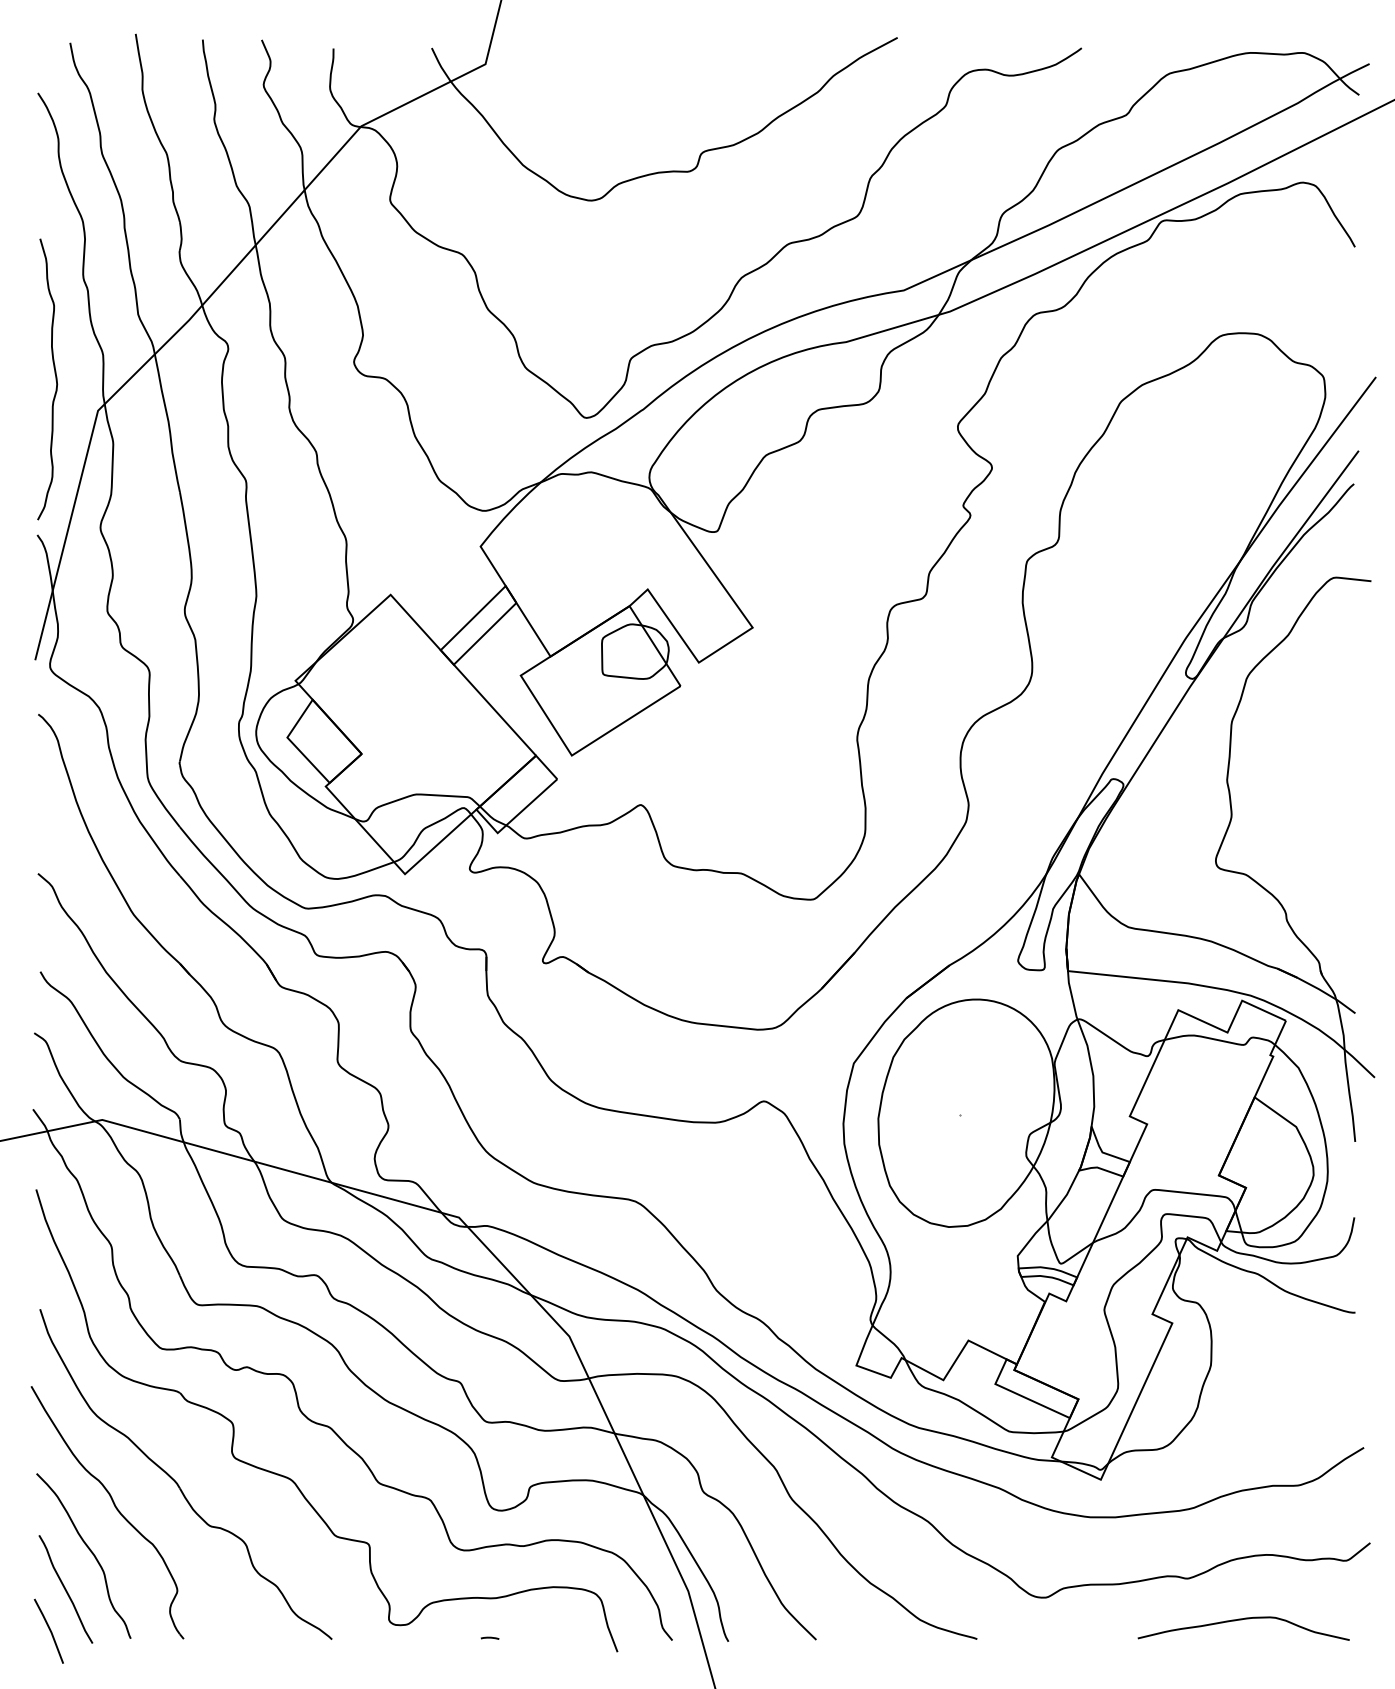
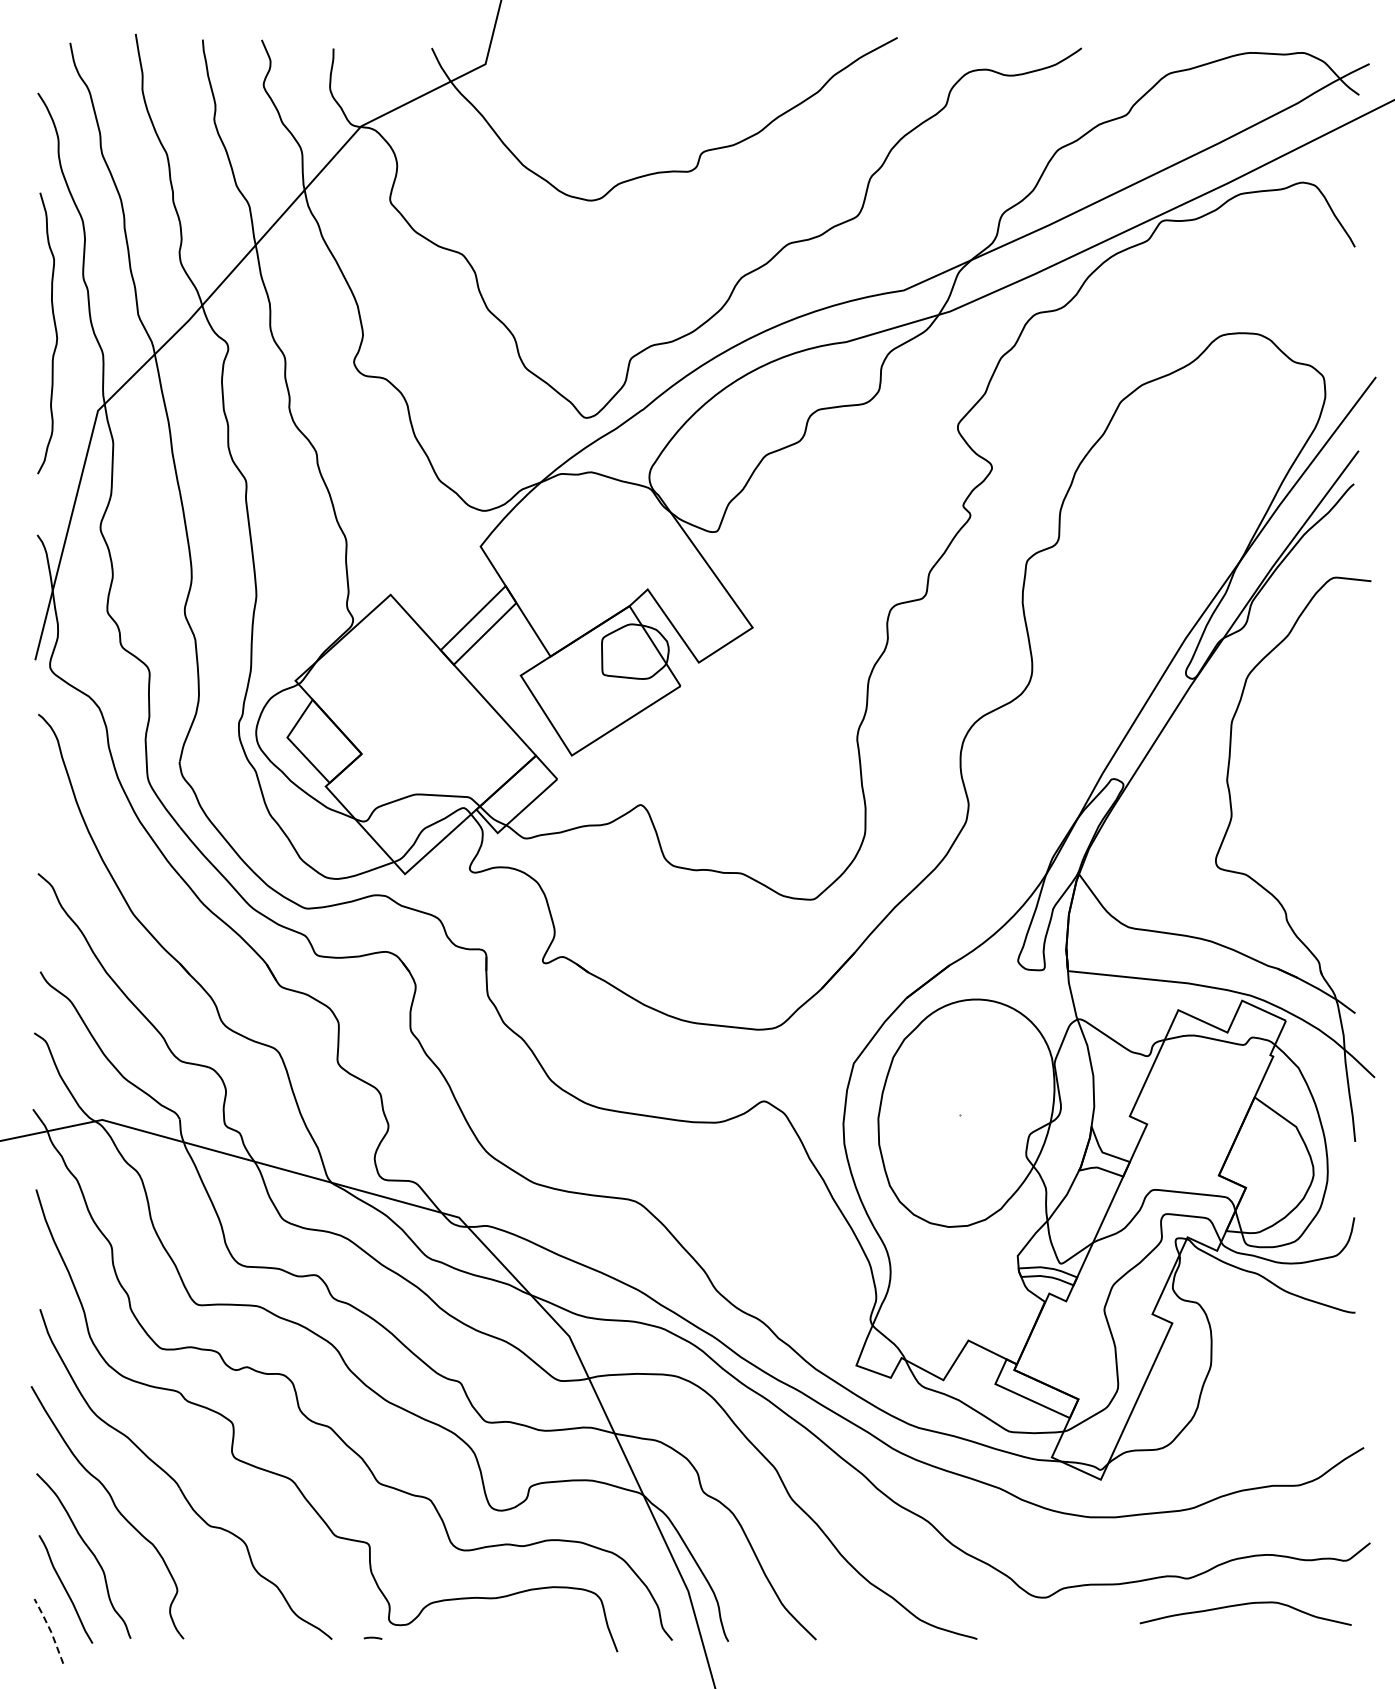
curve position: (55, 379) -> (55, 333) (55, 333)
curve position: (1242, 1620) -> (1244, 1605) (1244, 1605)
line: solid -> dashed (50, 1630)
curve position: (489, 1637) -> (372, 1637) (372, 1637)
